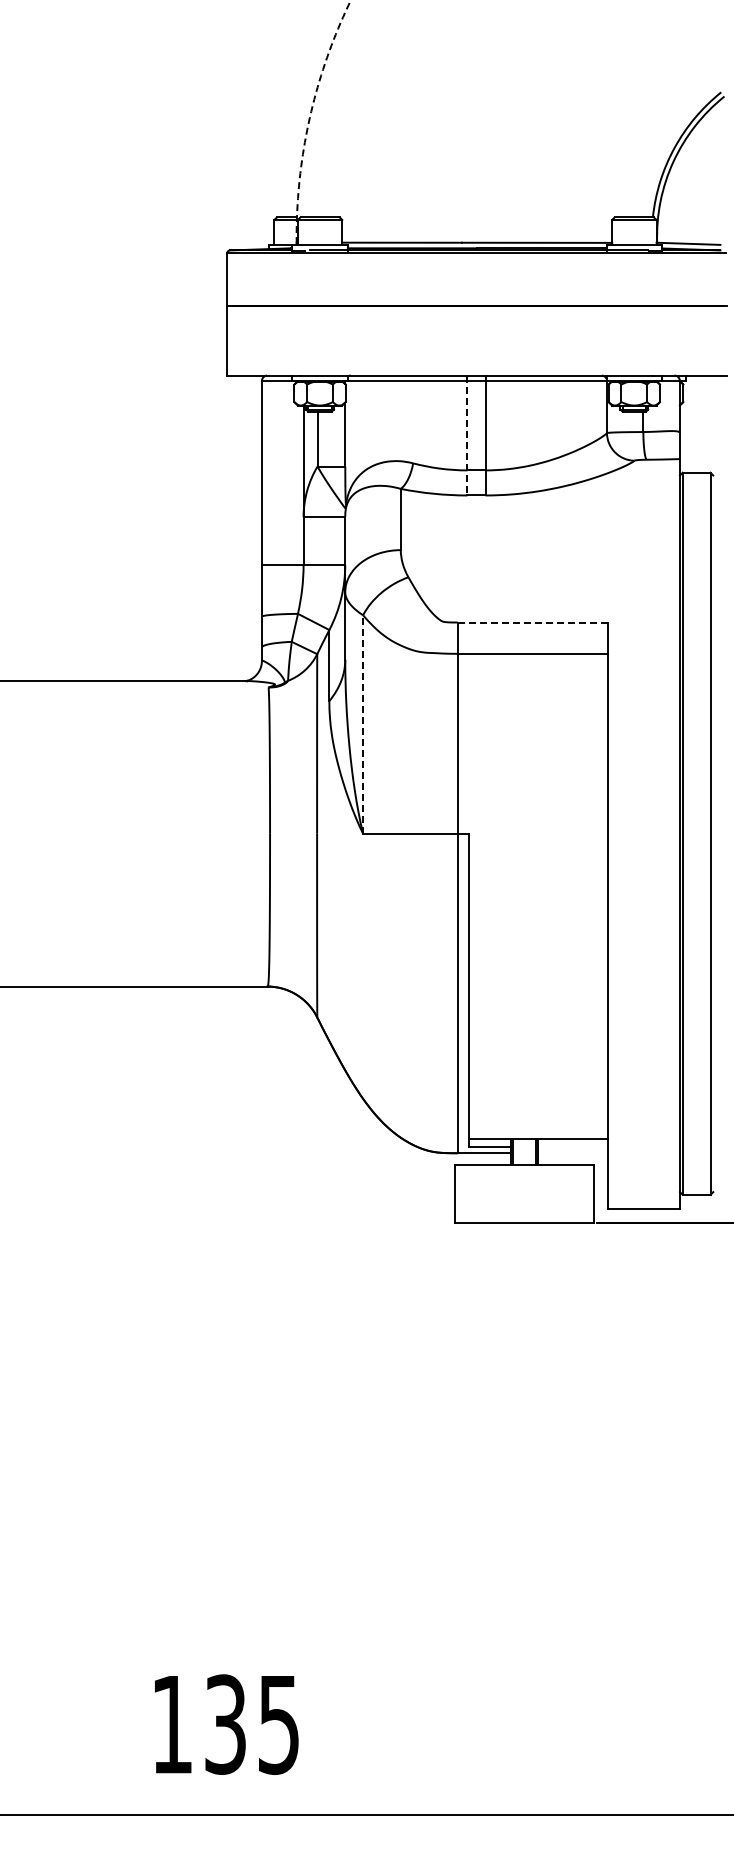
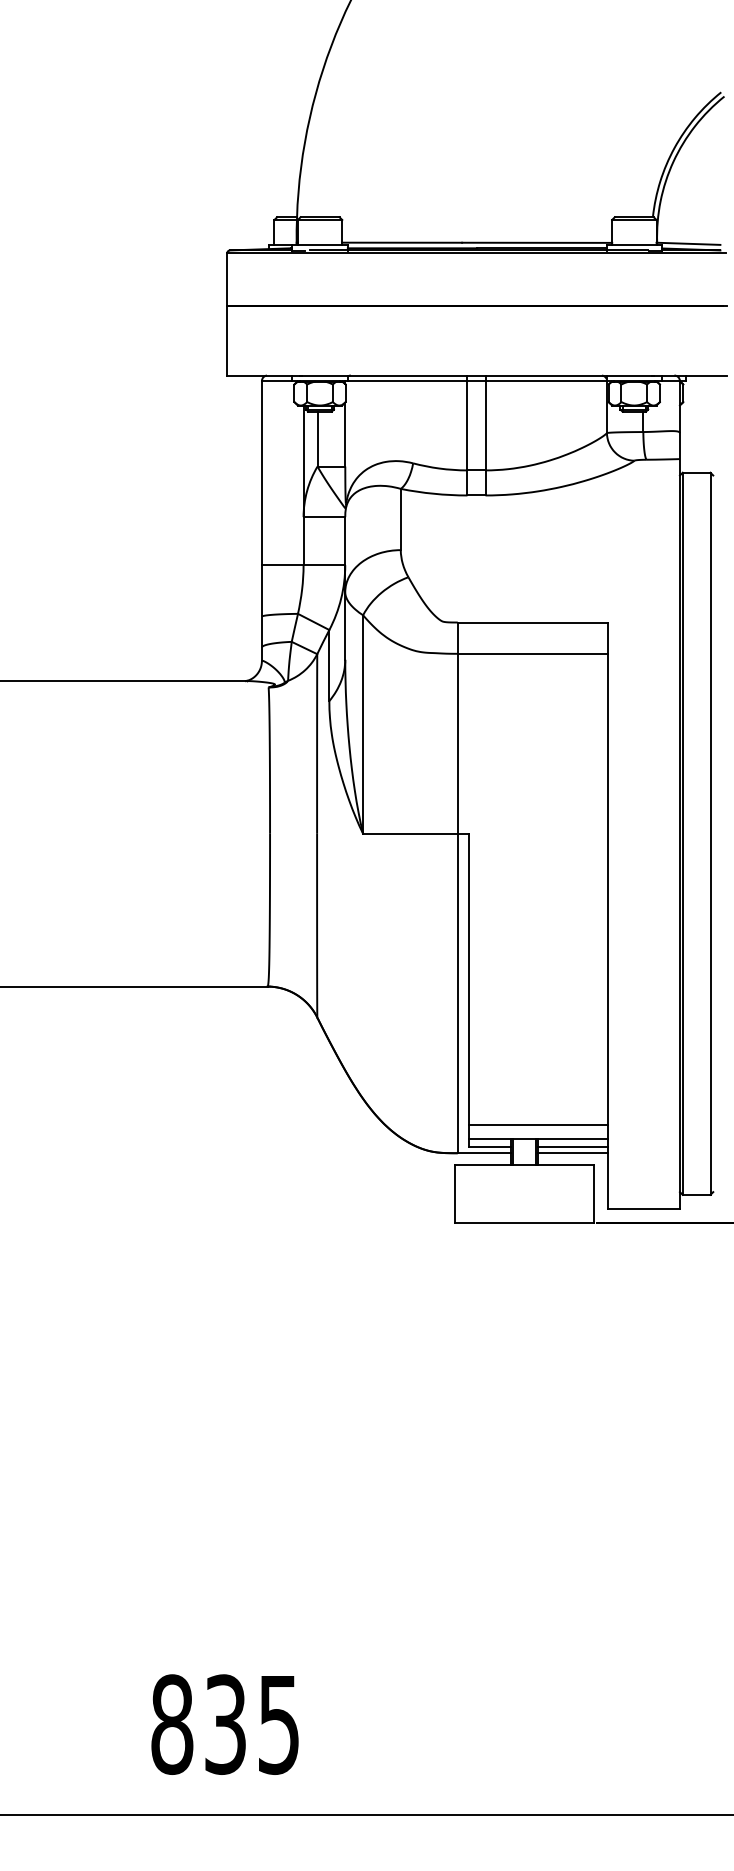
arc: dashed -> solid (309, 119)
line: dashed -> solid (467, 435)
line: dashed -> solid (532, 622)
line: dashed -> solid (363, 724)
line: none -> present (537, 1125)
line: none -> present (572, 1147)
line: none -> present (572, 1153)
text: 135 -> 835 (172, 1724)
